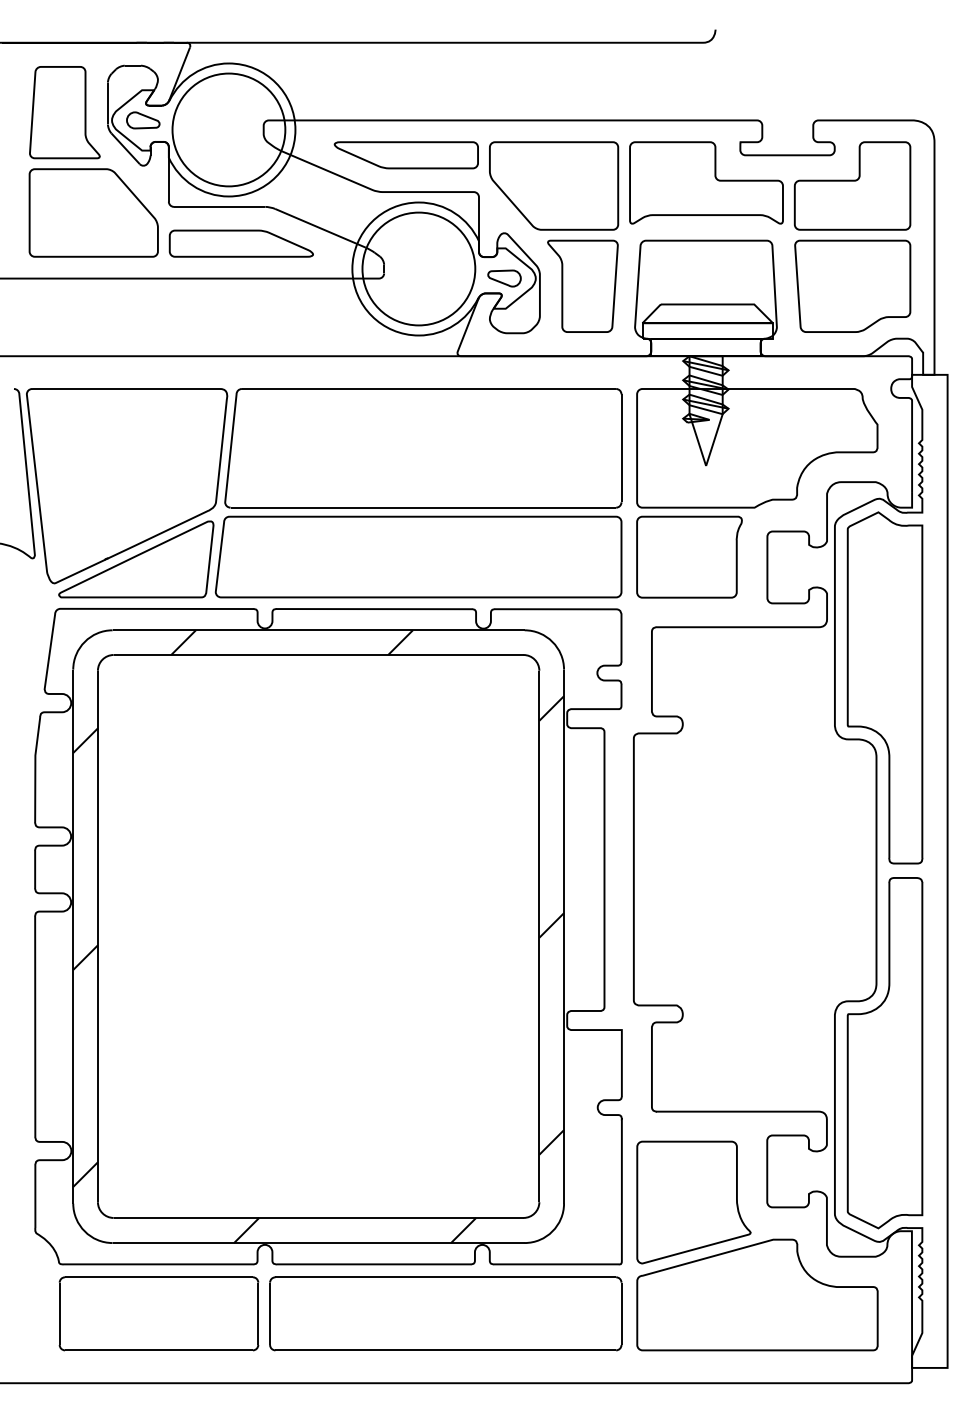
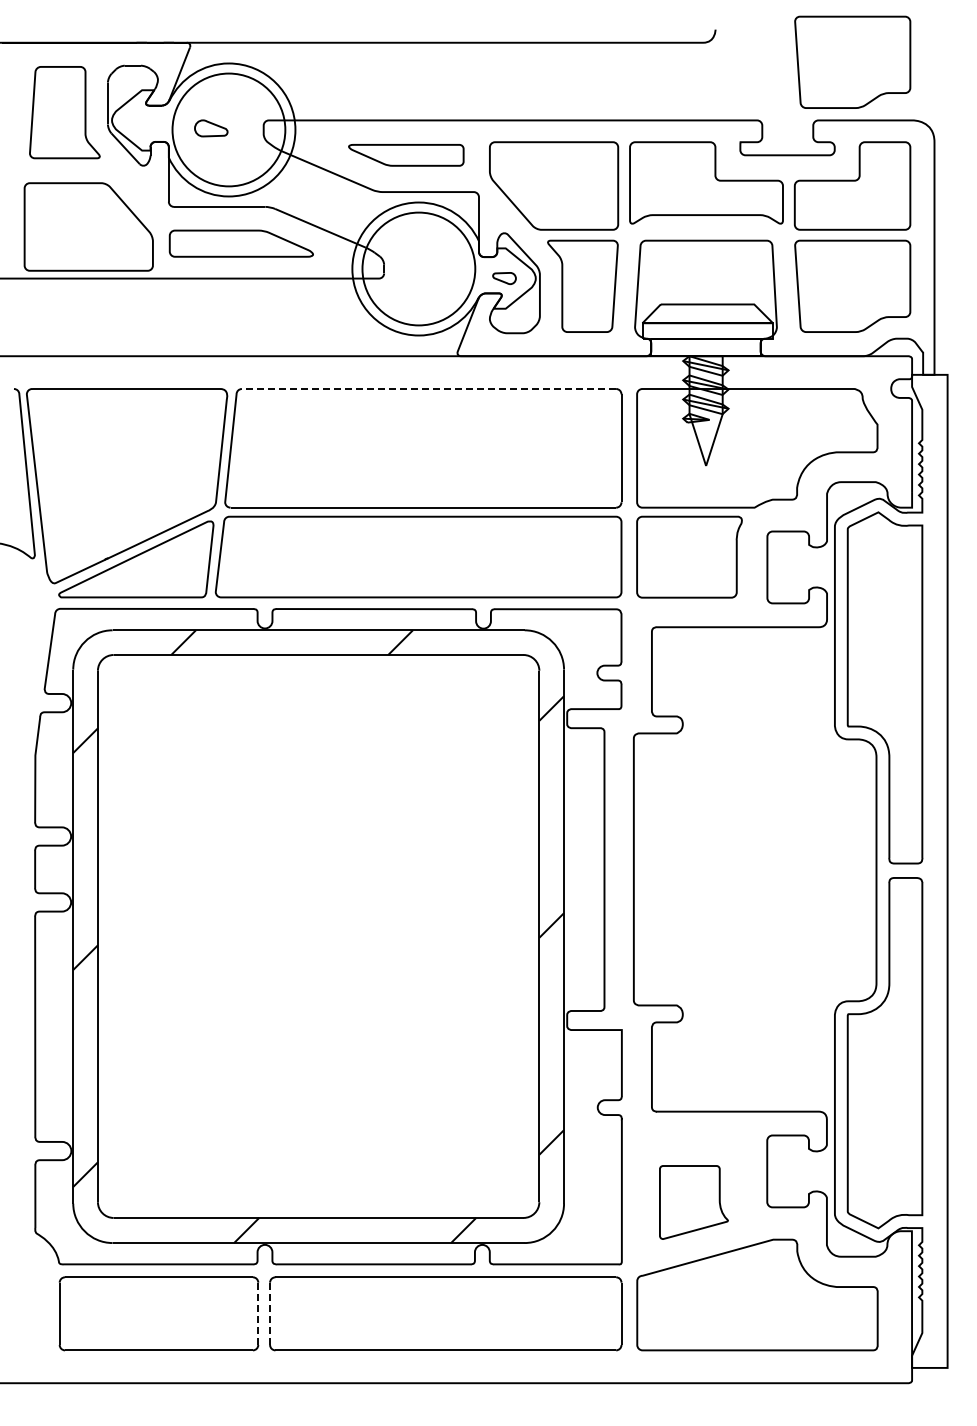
part: none -> present (852, 61)
part position: (143, 120) -> (211, 128) (211, 128)
part size: 146x29 px -> 117x23 px (406, 155)
part position: (93, 212) -> (88, 226) (88, 226)
part size: 35x19 px -> 25x14 px (504, 278)
line: solid -> dashed (428, 389)
part size: 116x125 px -> 70x75 px (693, 1202)
line: solid -> dashed (258, 1314)
line: solid -> dashed (270, 1314)
